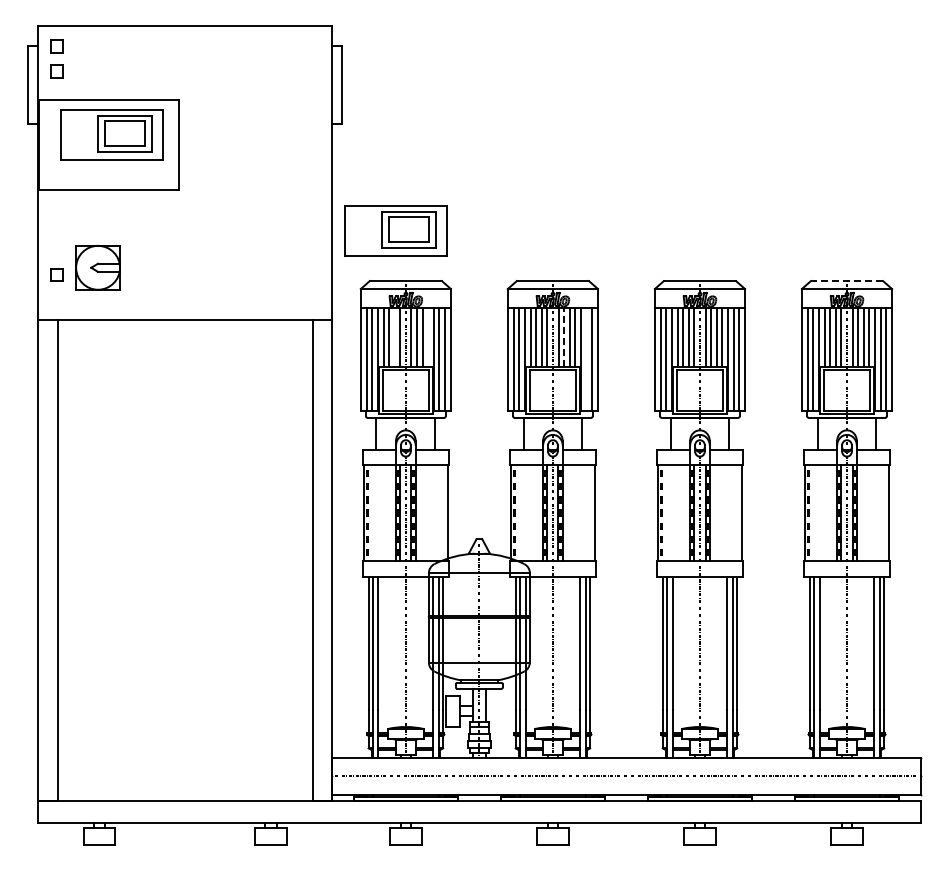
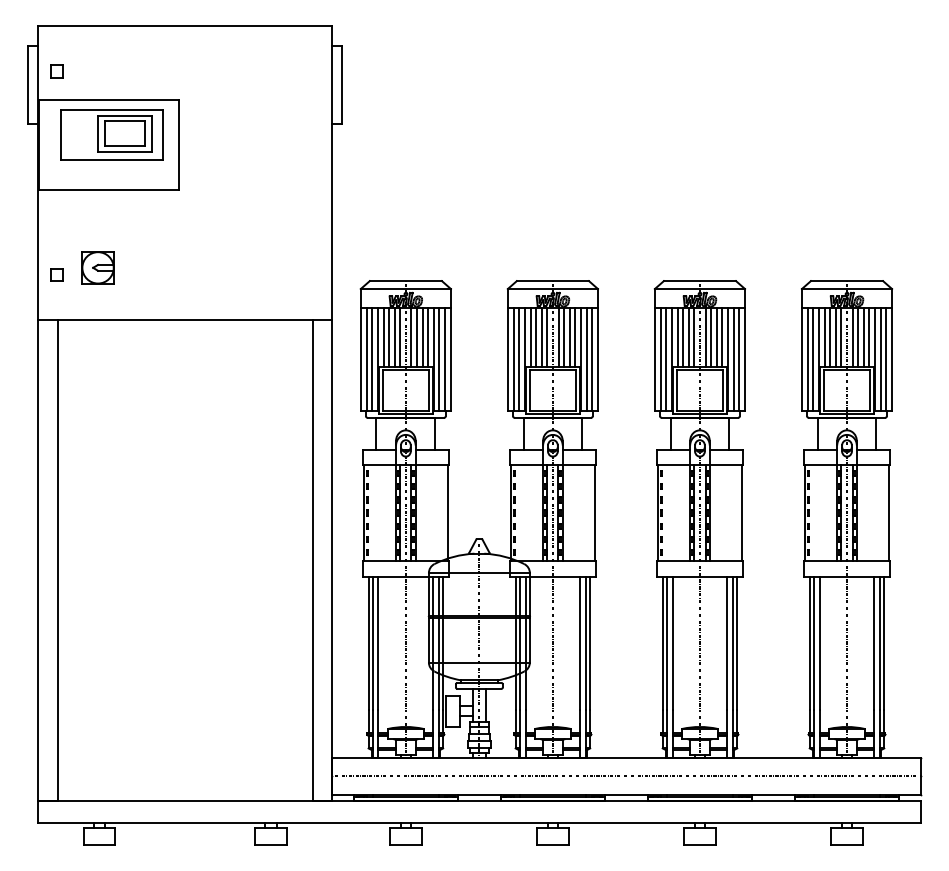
part: present -> none (56, 46)
part: present -> none (395, 230)
part size: 46x46 px -> 34x34 px (97, 267)
line: dashed -> solid (846, 281)
line: none -> present (394, 337)
line: none -> present (428, 337)
line: dashed -> solid (564, 337)
line: none -> present (586, 359)
